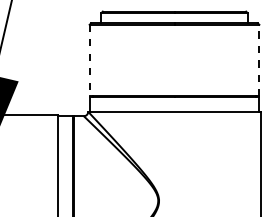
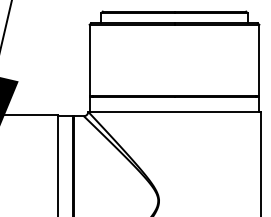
line: dashed -> solid (89, 60)
line: dashed -> solid (259, 60)
